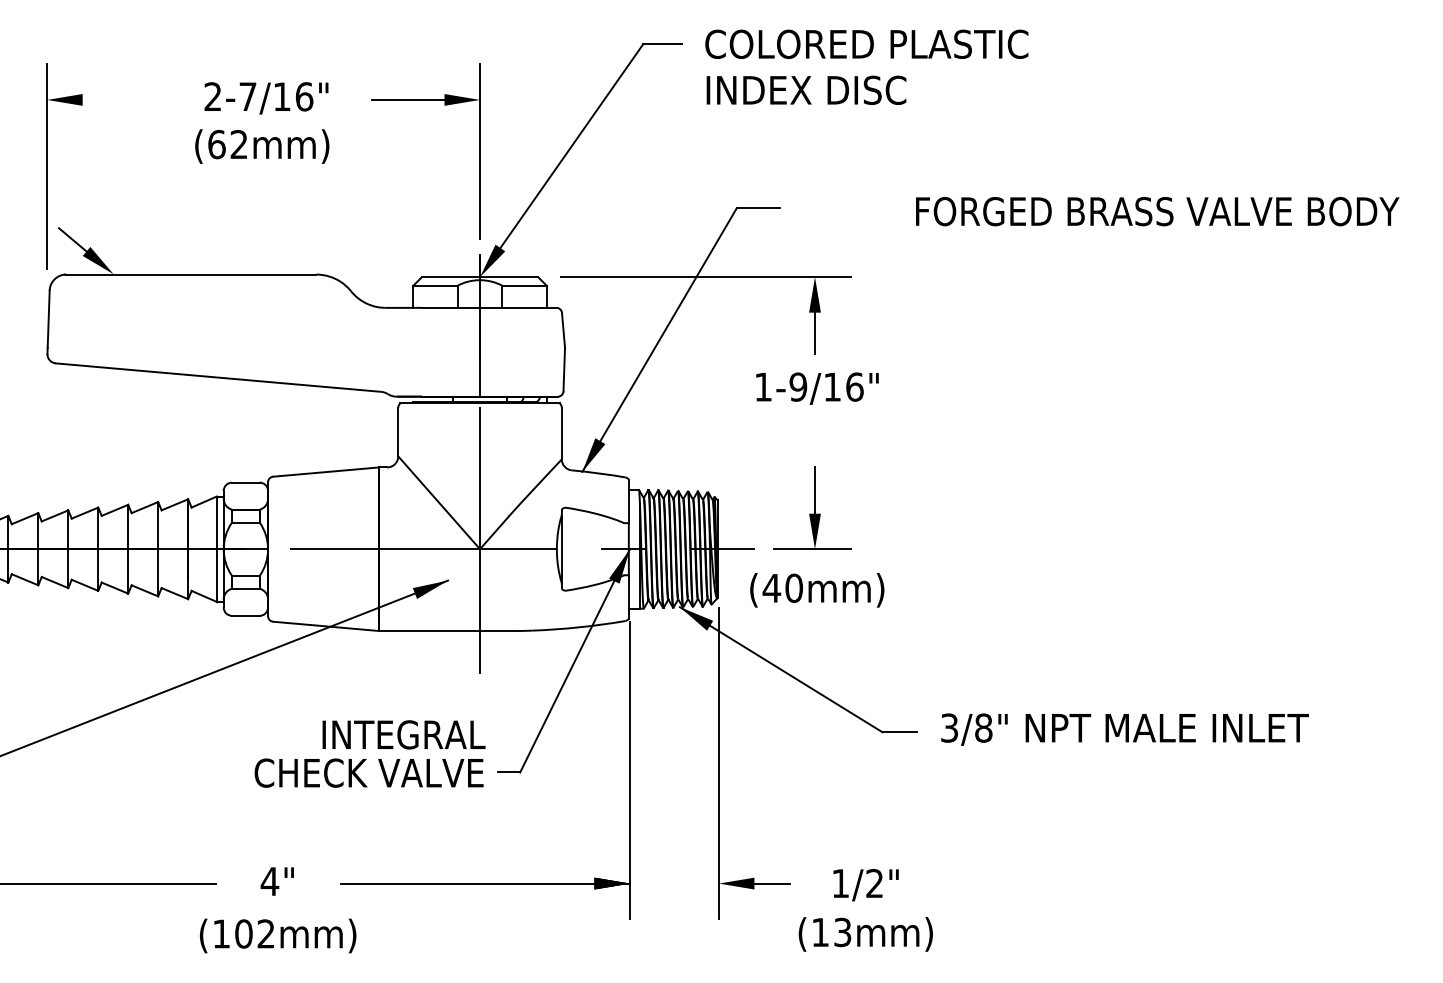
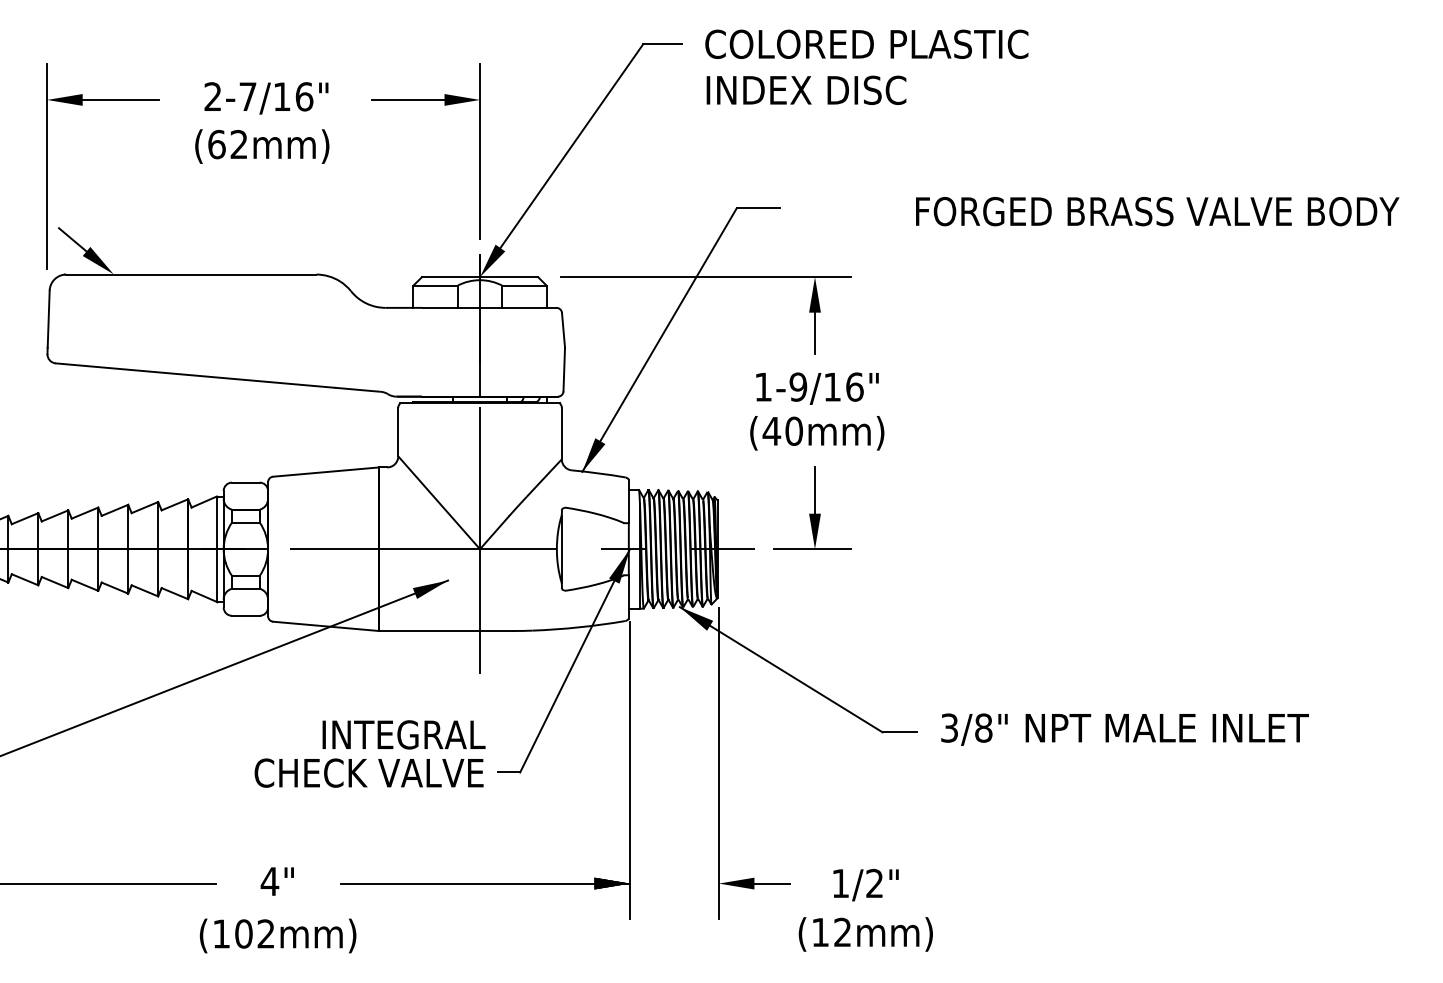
line: none -> present (120, 99)
text position: (817, 590) -> (817, 433) (817, 433)
text: (13mm) -> (12mm) (842, 932)
